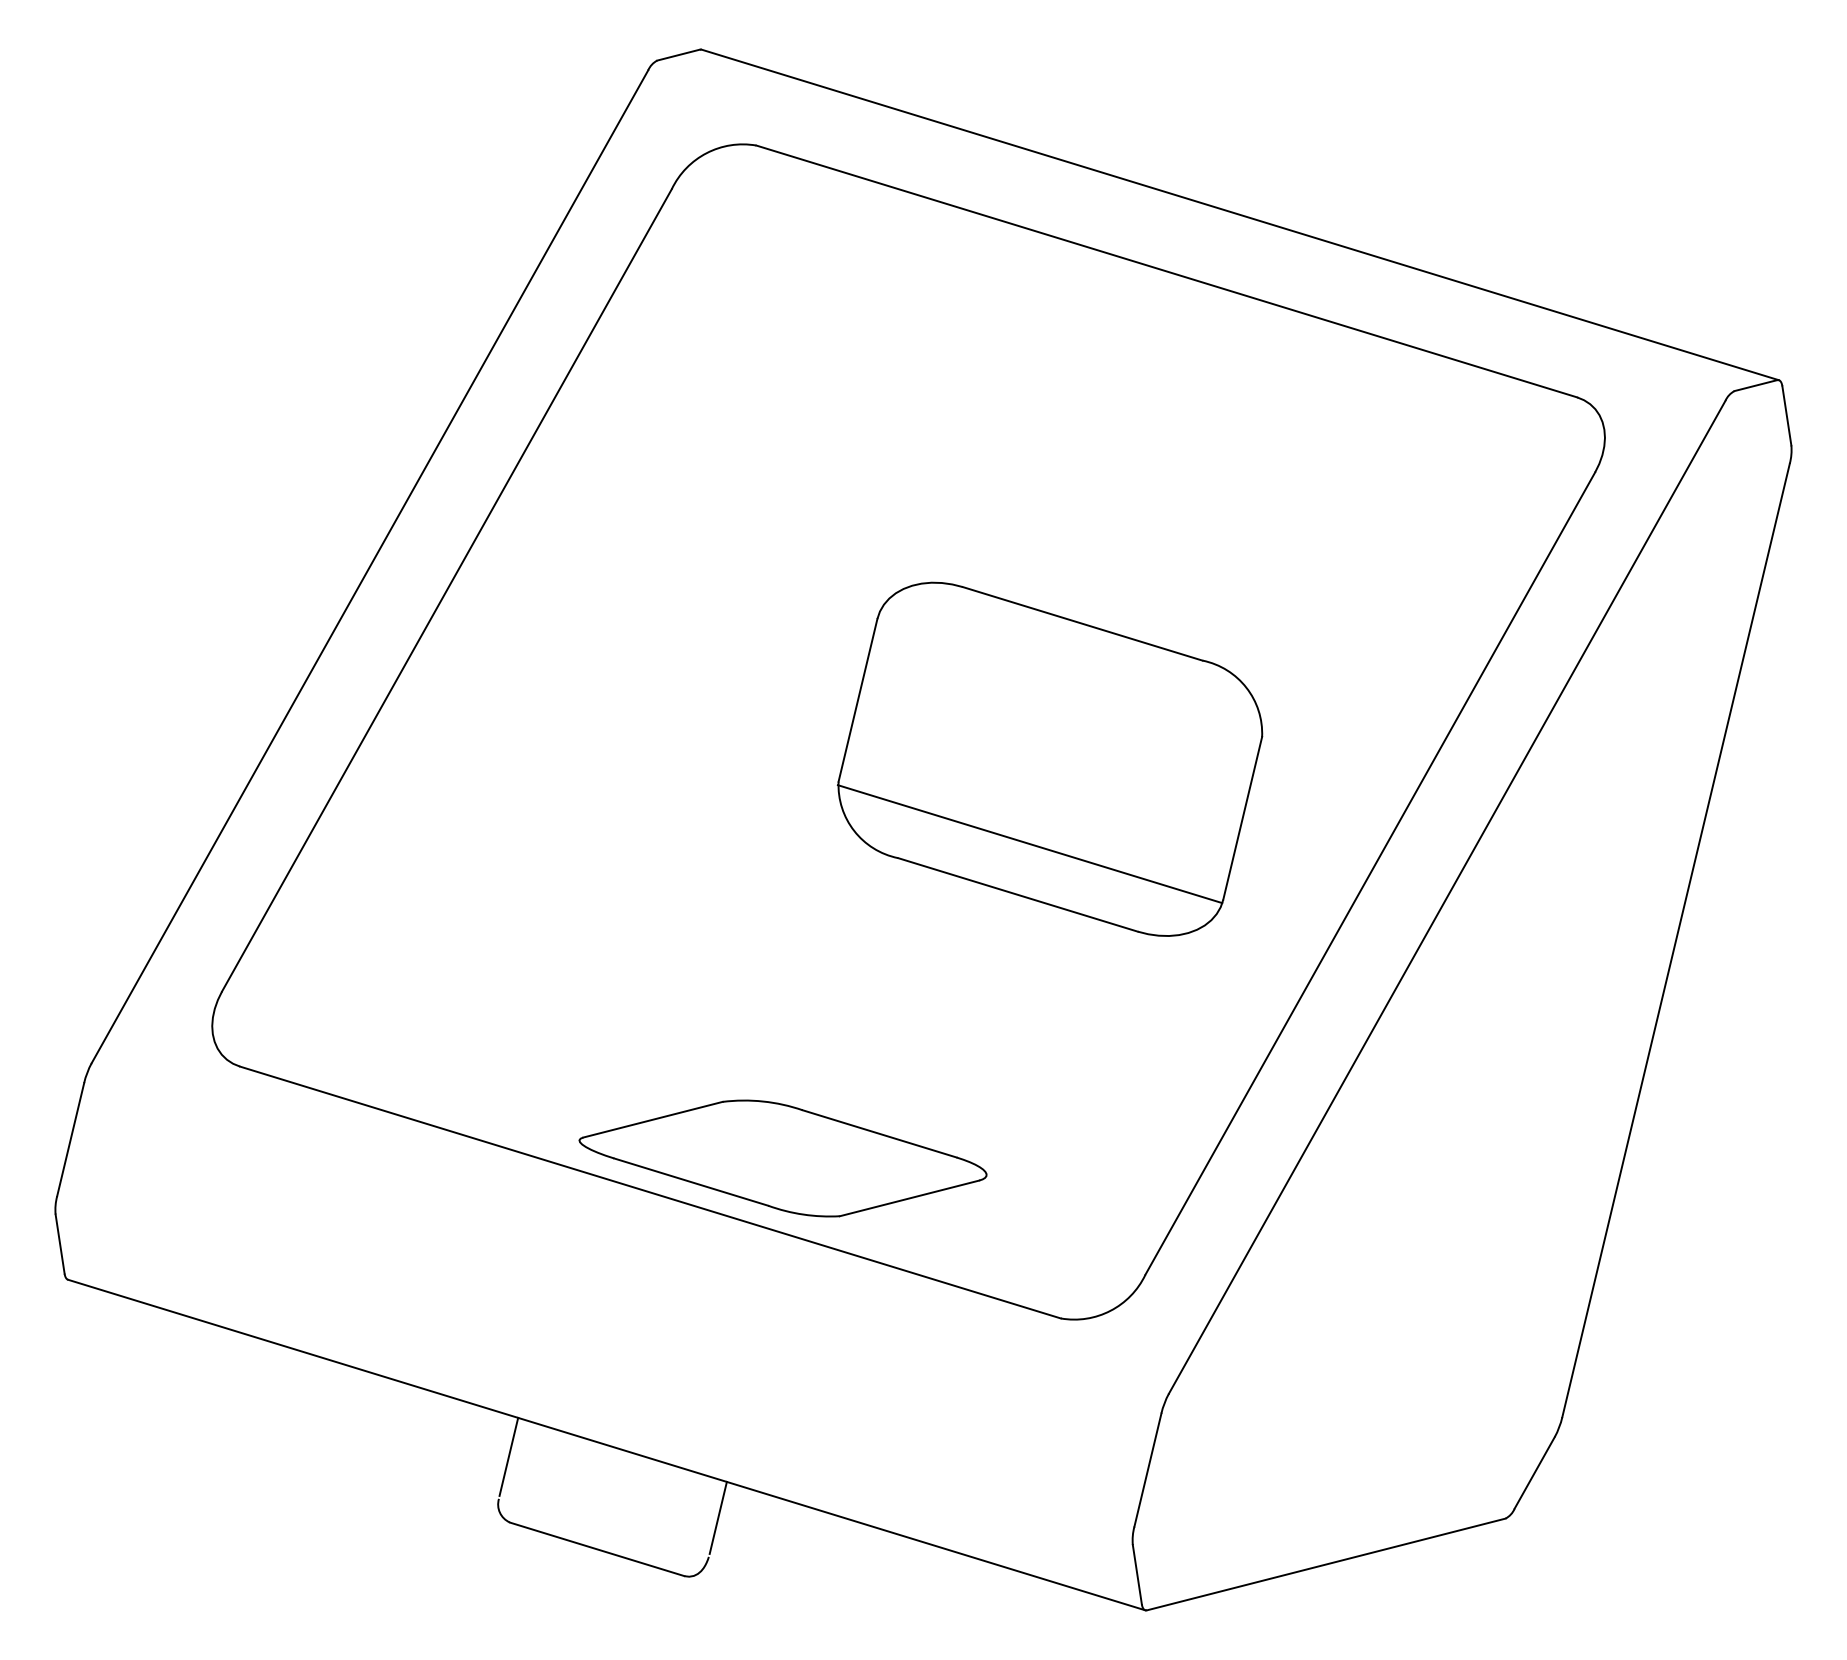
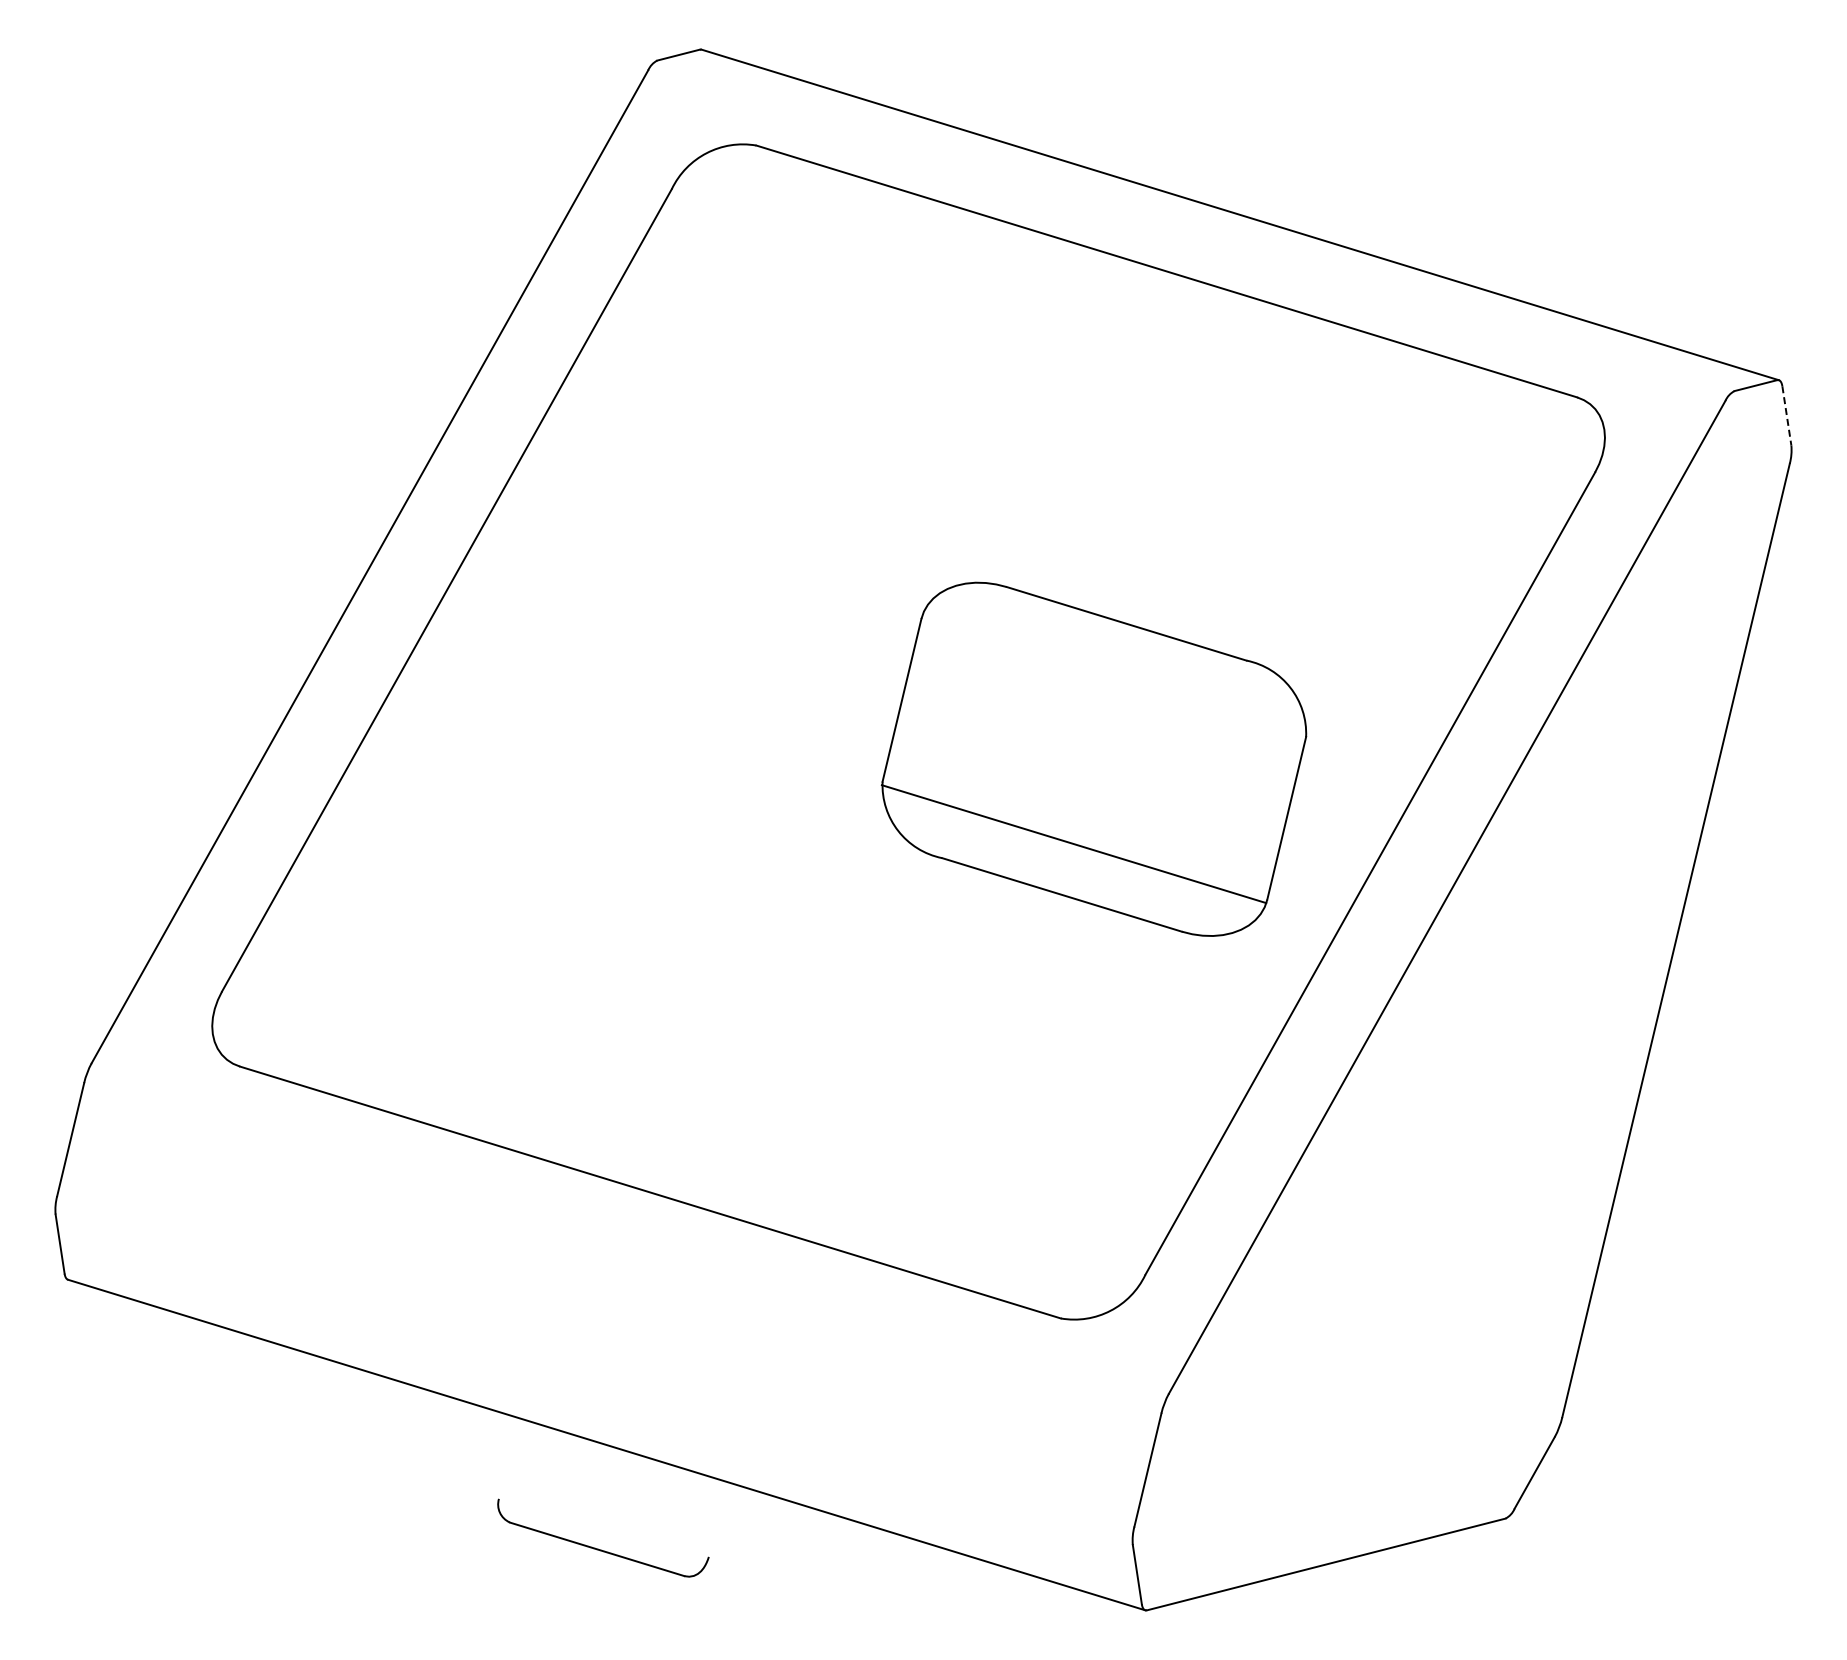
line: solid -> dashed (1786, 415)
part position: (1049, 758) -> (1093, 758) (1093, 758)
part: present -> none (782, 1158)
line: present -> none (508, 1456)
line: present -> none (717, 1517)
